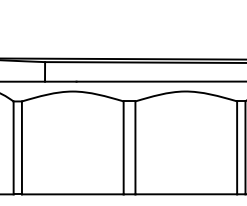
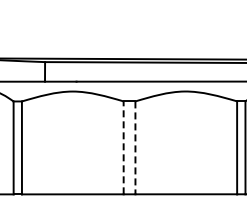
line: solid -> dashed (123, 147)
line: solid -> dashed (135, 148)
